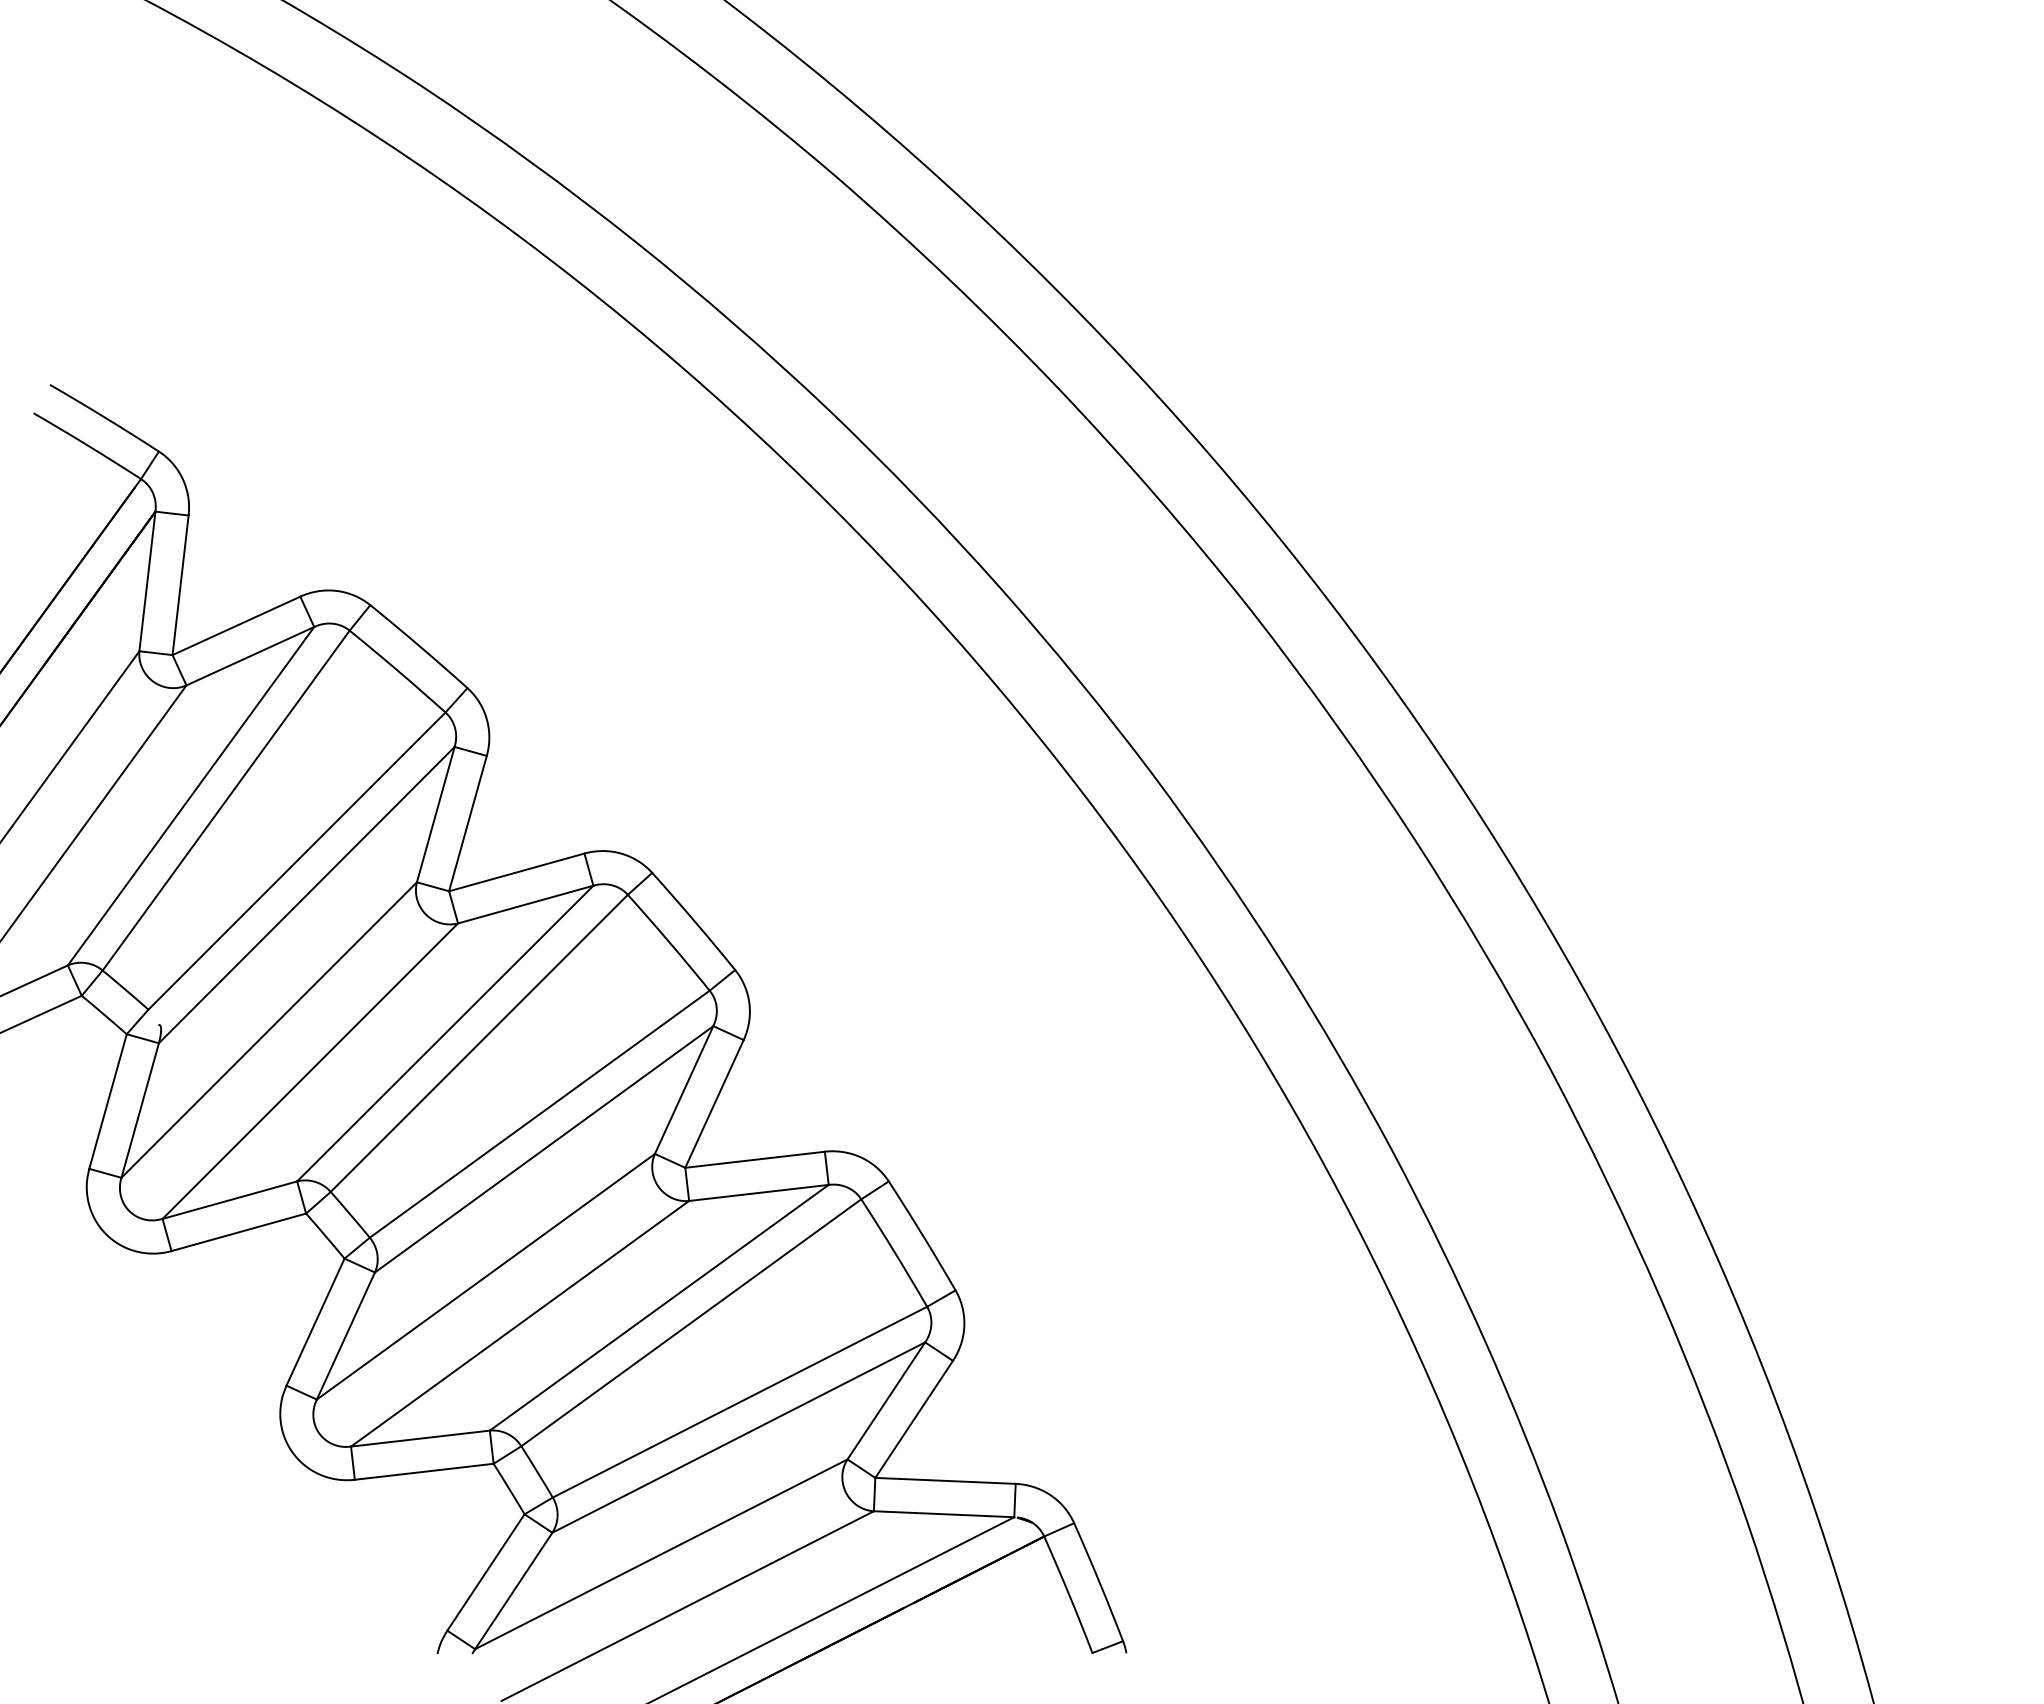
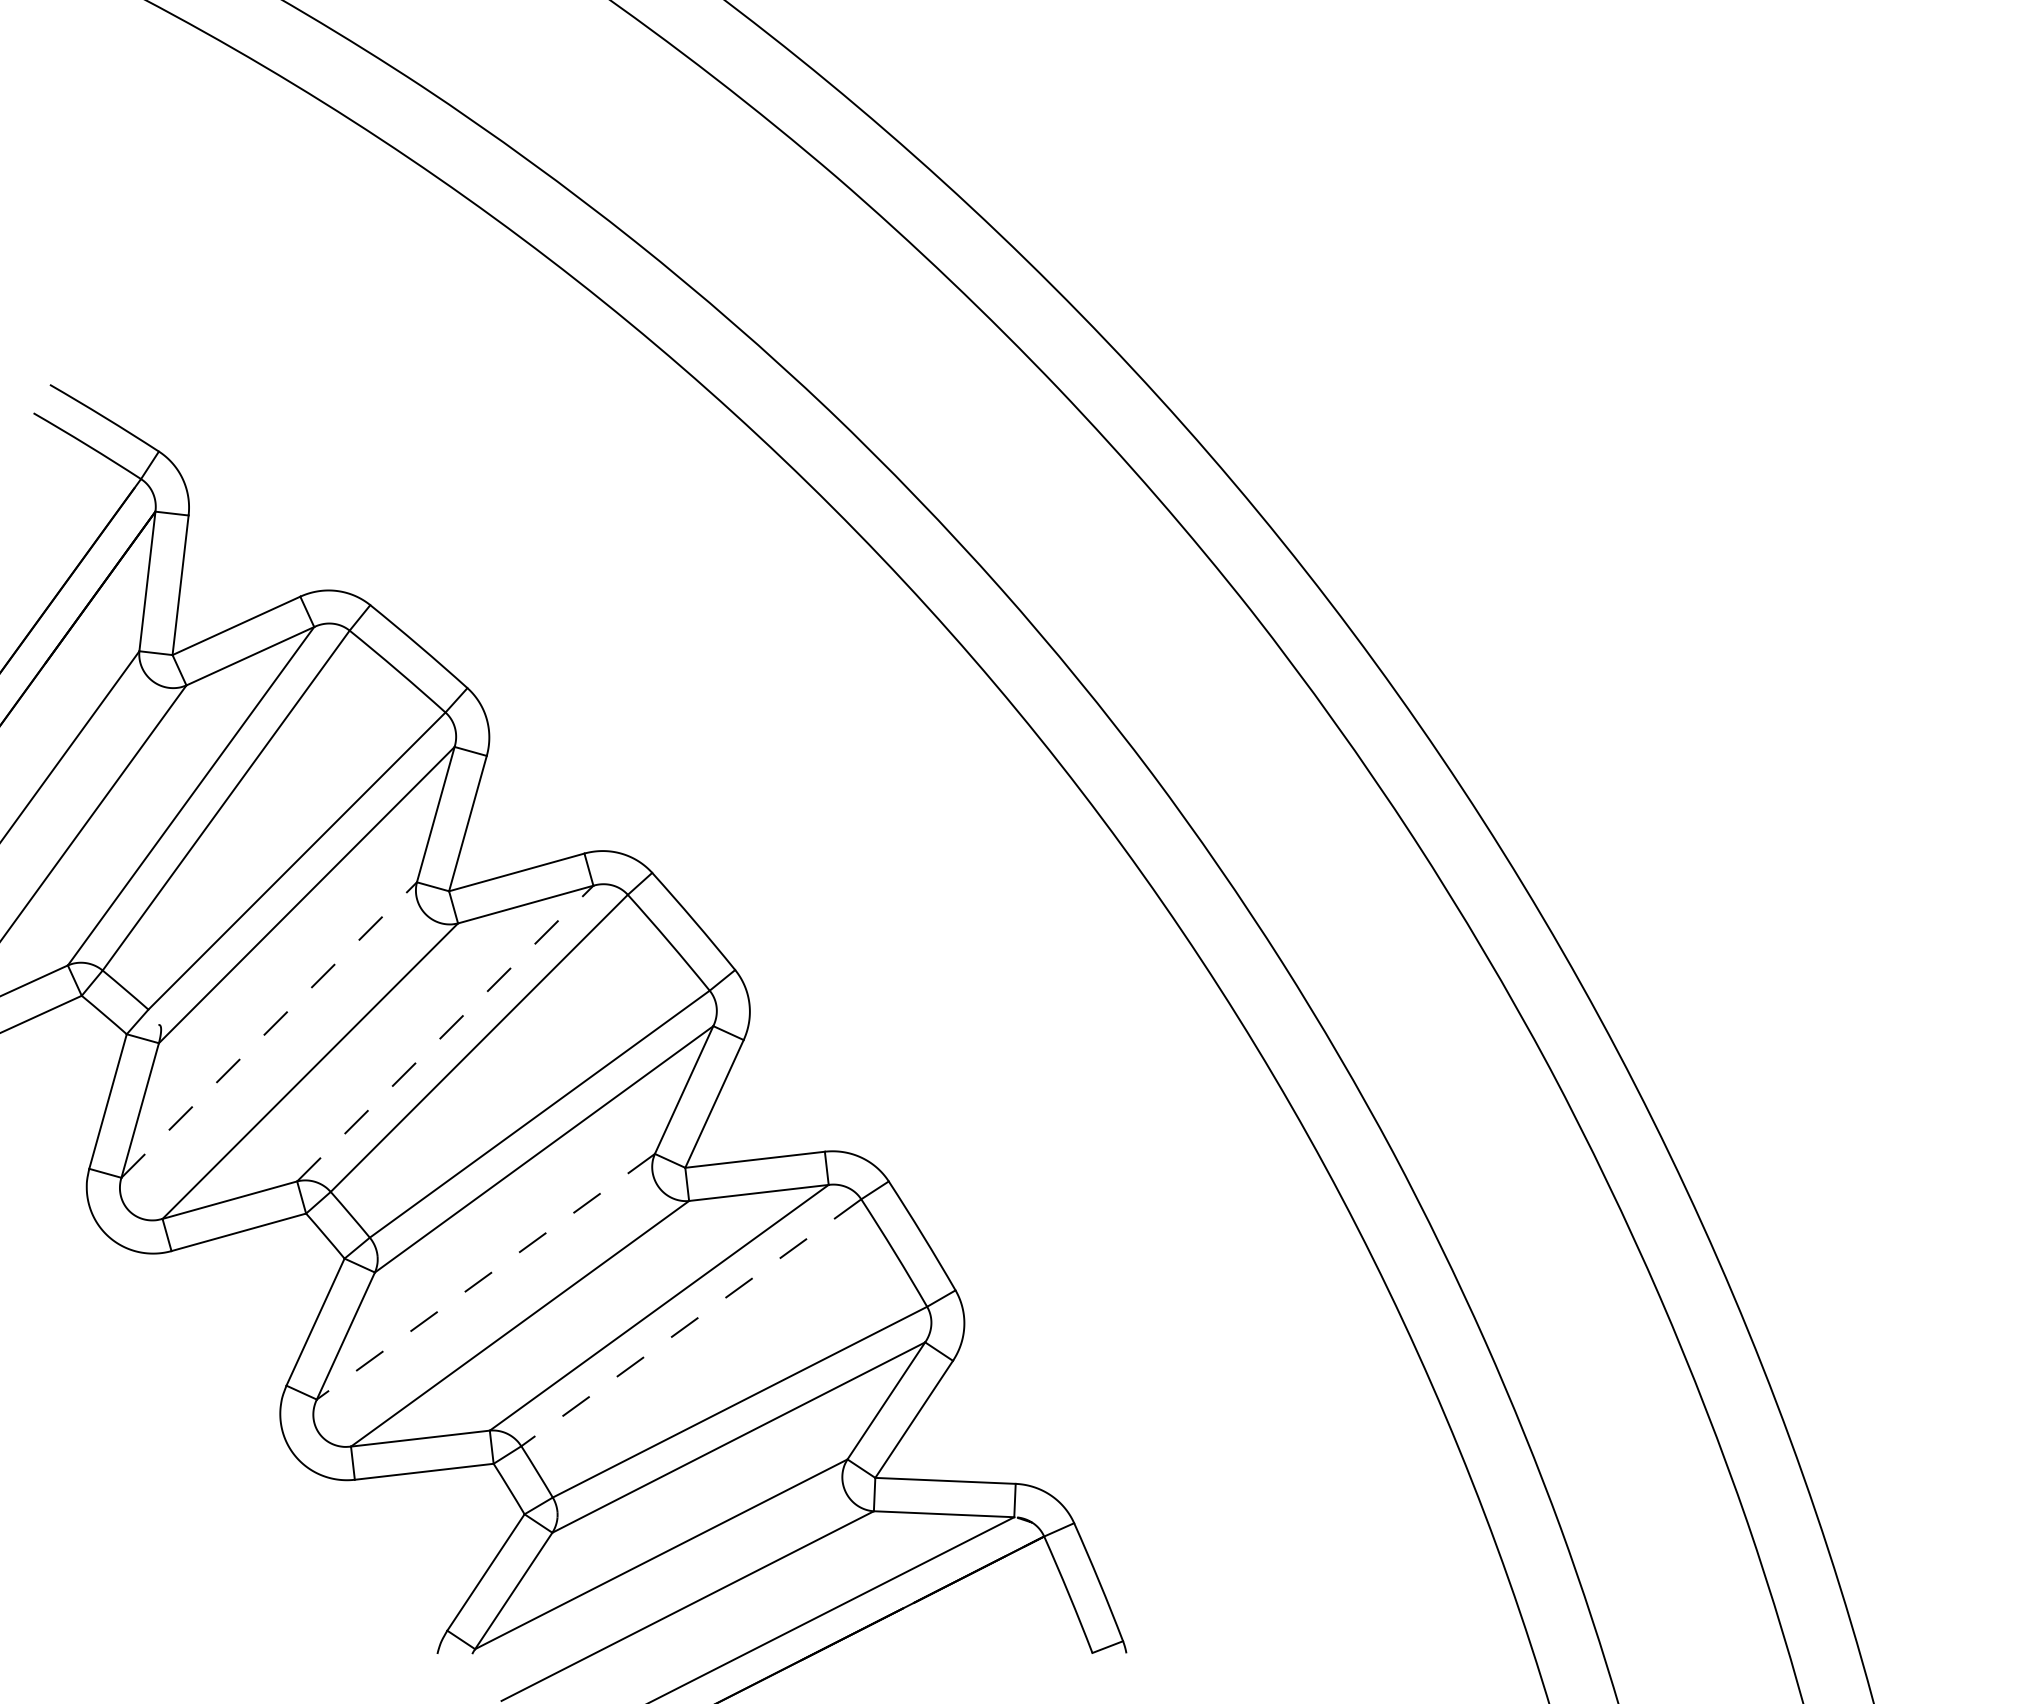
line: solid -> dashed (269, 1030)
line: solid -> dashed (445, 1033)
line: solid -> dashed (485, 1276)
line: solid -> dashed (690, 1323)
